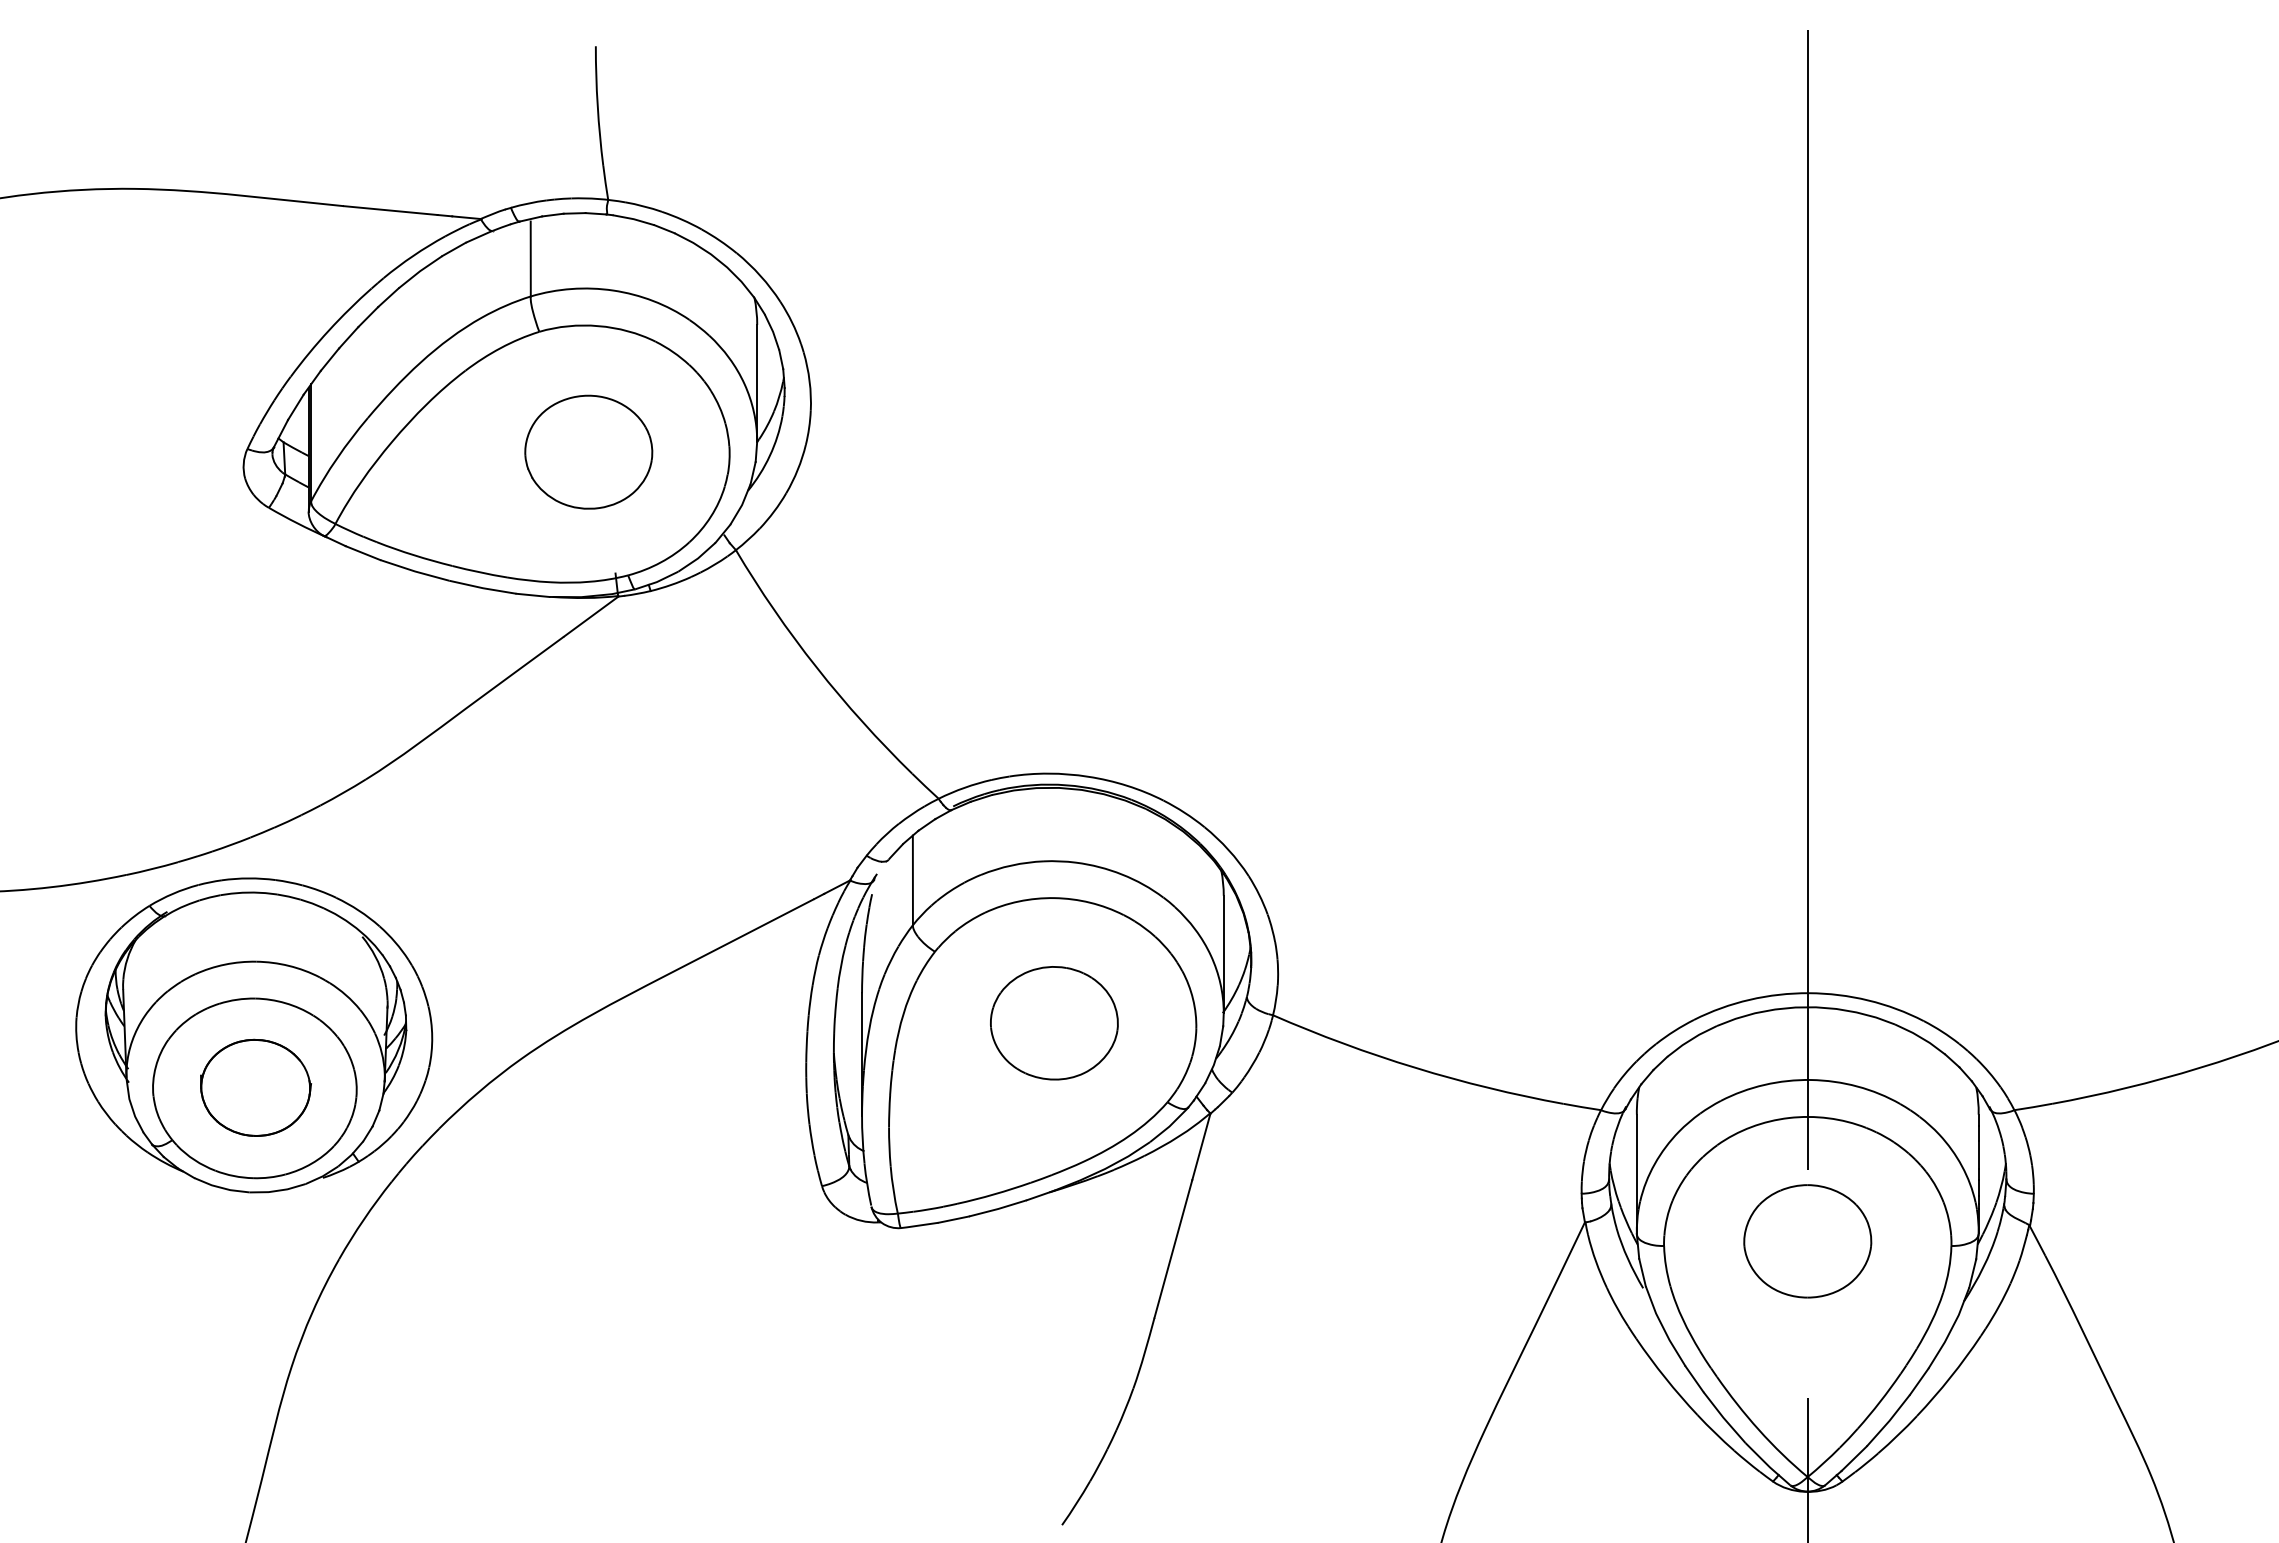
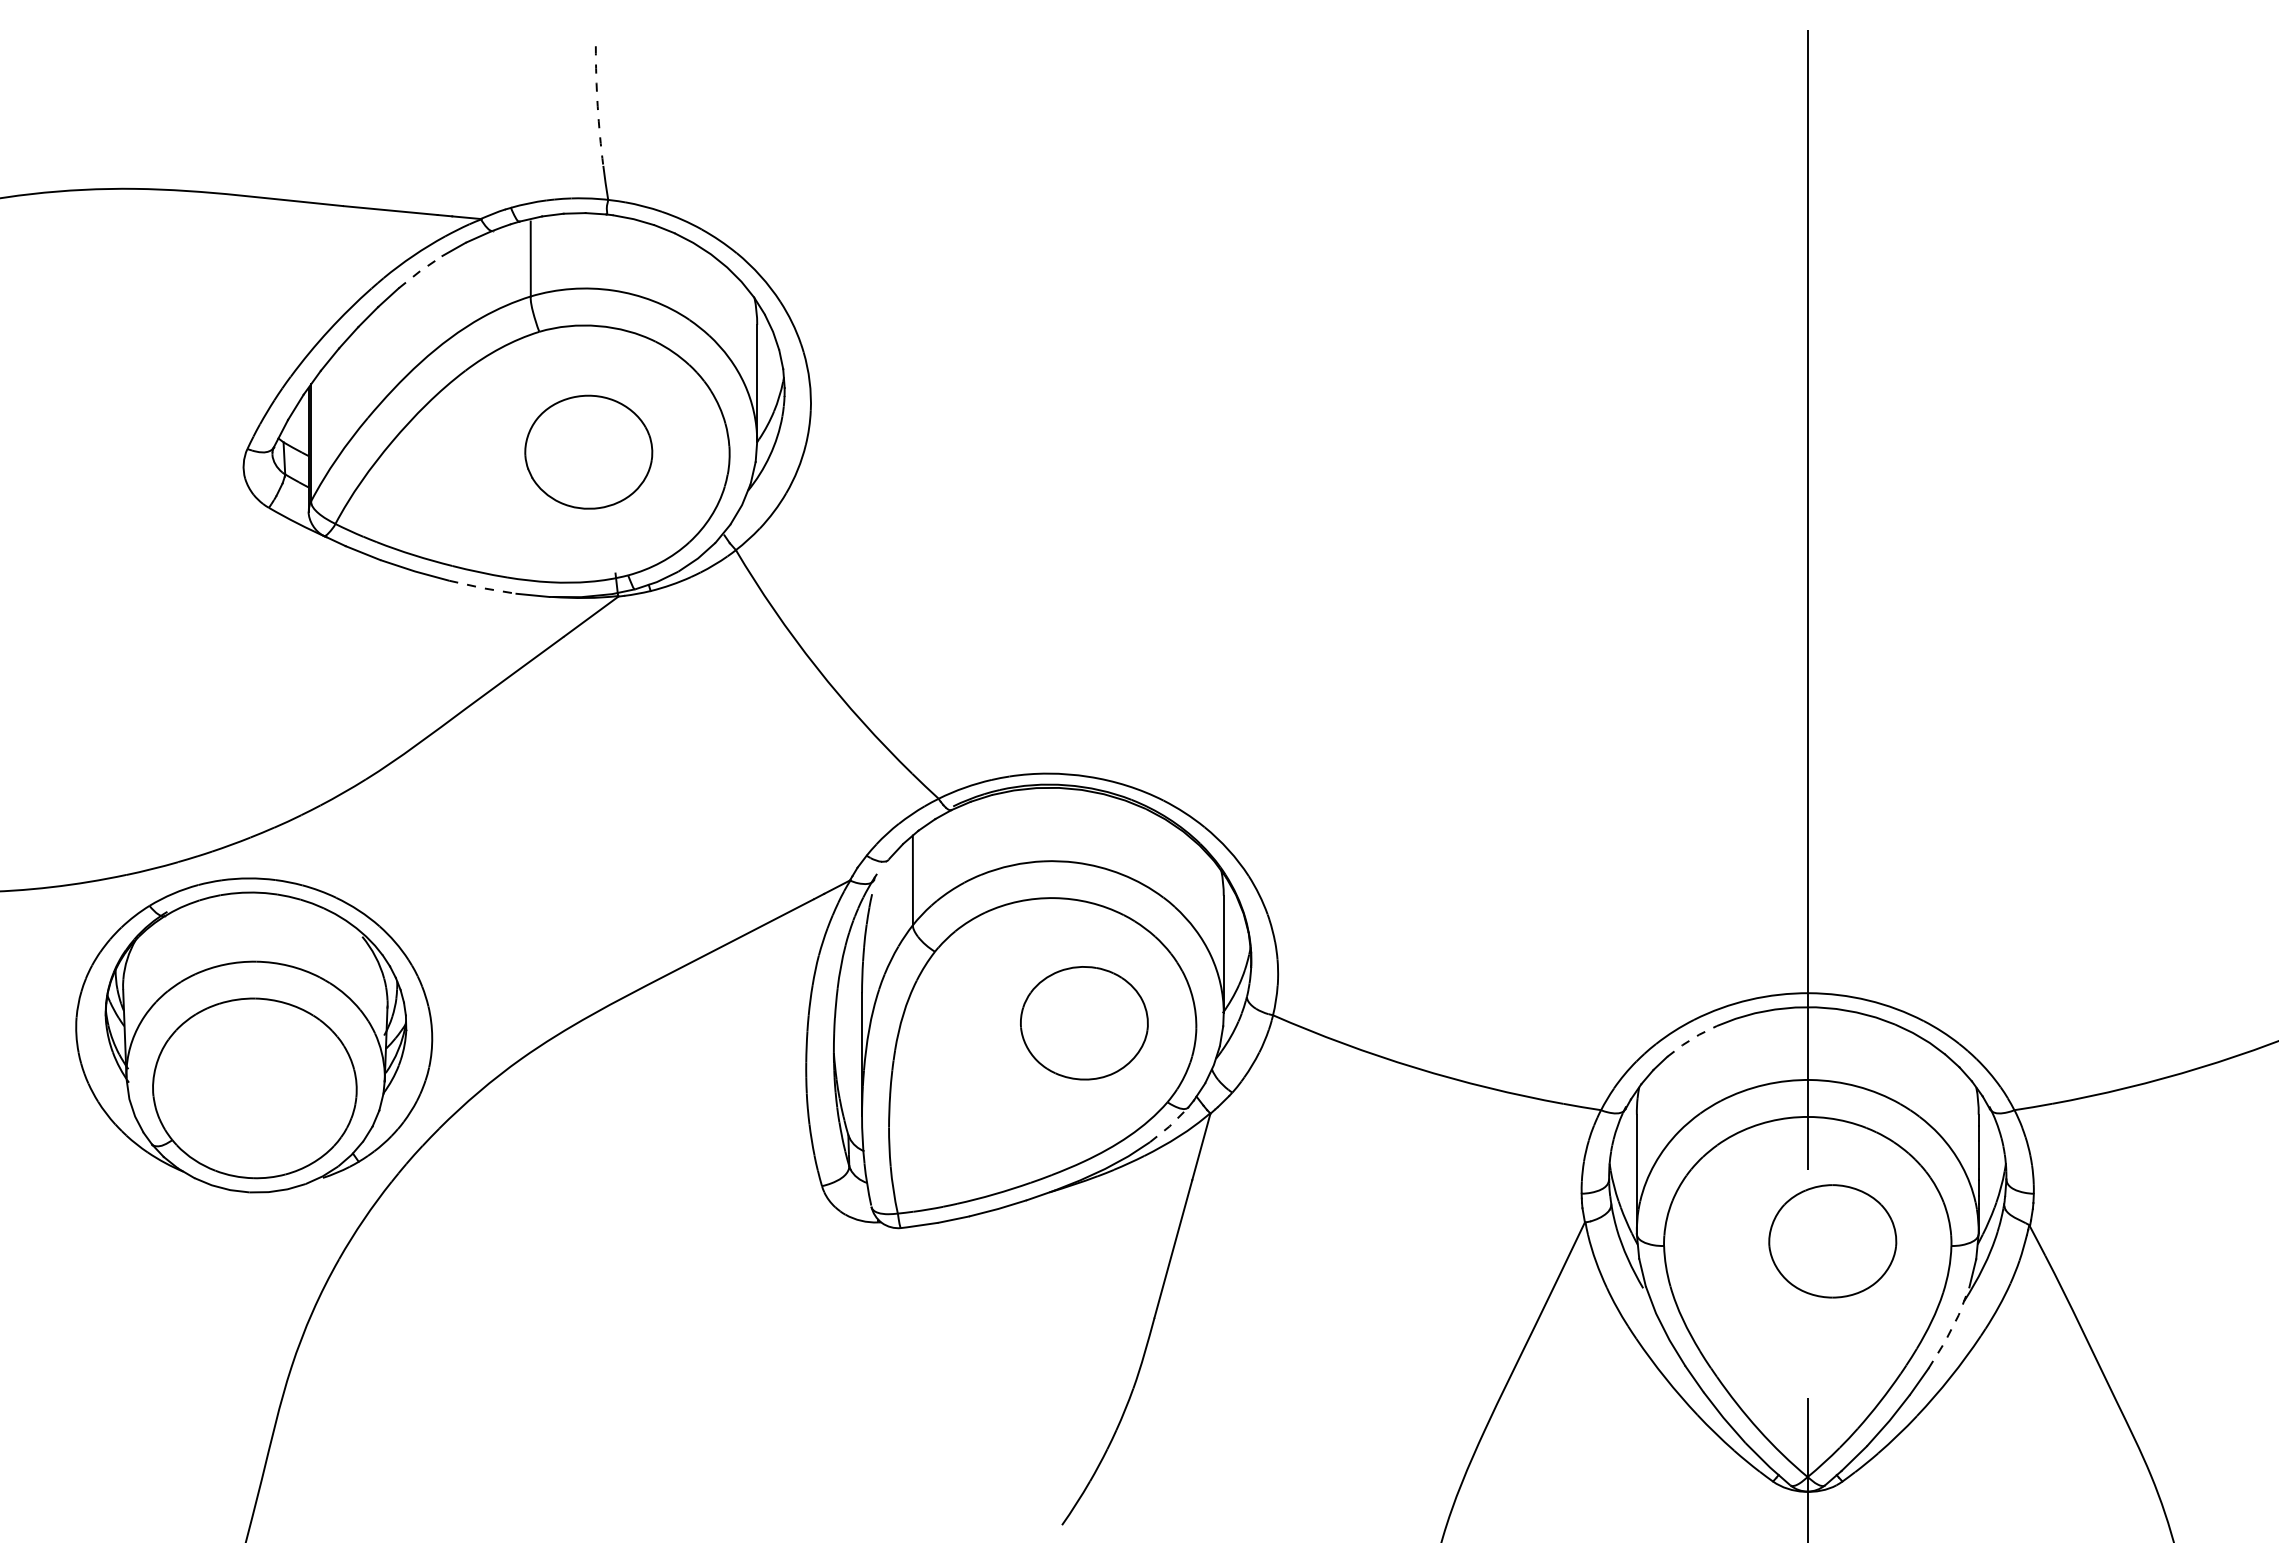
arc: solid -> dashed (597, 106)
line: solid -> dashed (420, 271)
line: solid -> dashed (483, 588)
part position: (1054, 1023) -> (1084, 1023) (1084, 1023)
line: solid -> dashed (1690, 1039)
part: present -> none (256, 1087)
line: solid -> dashed (1170, 1125)
part position: (1807, 1241) -> (1832, 1241) (1832, 1241)
line: solid -> dashed (1951, 1329)
